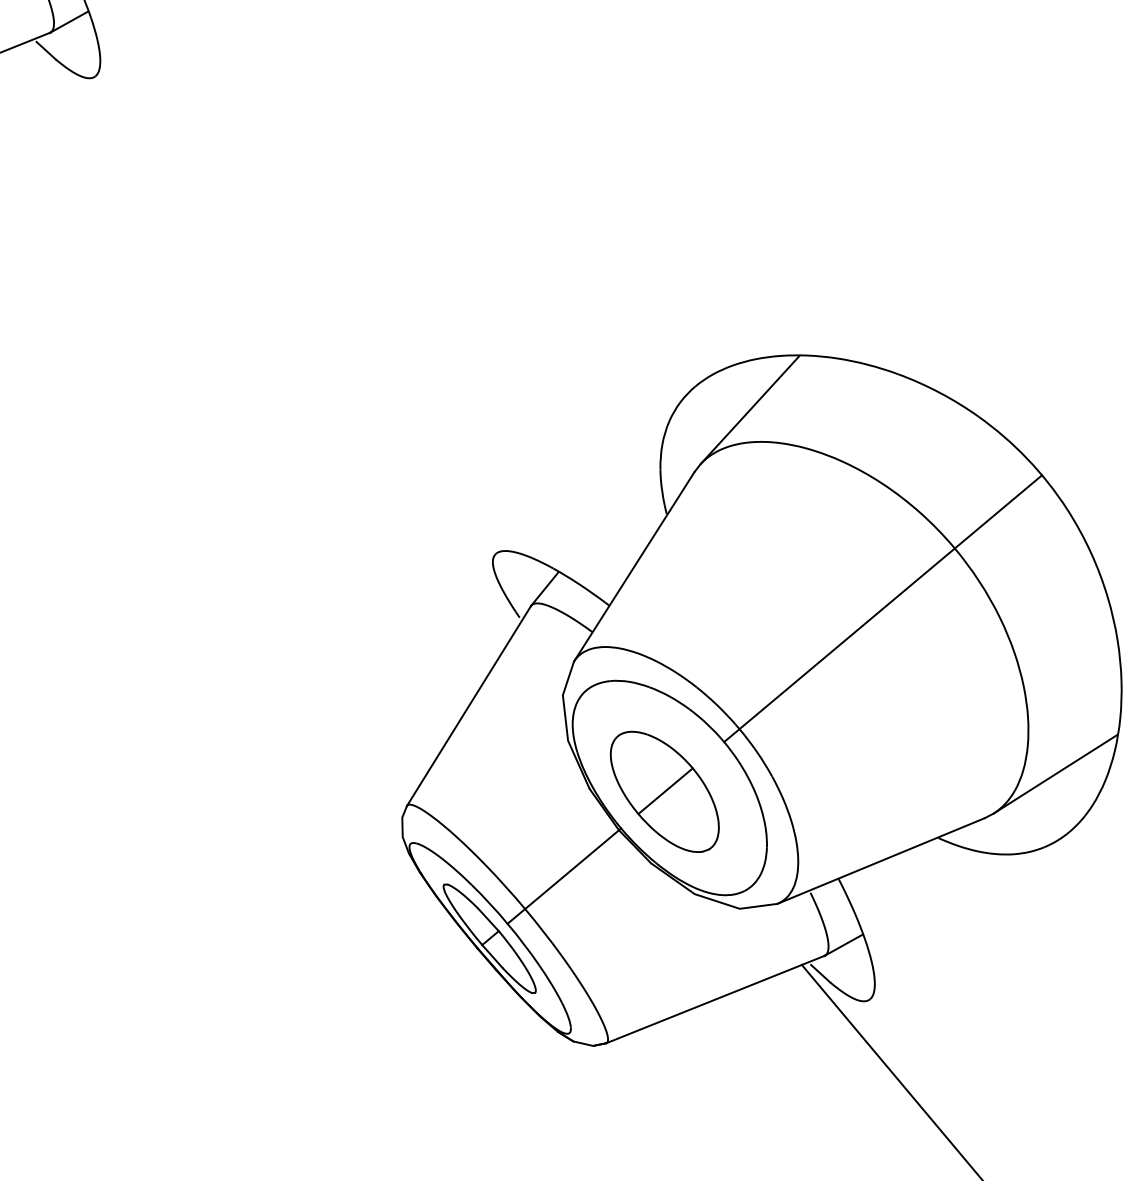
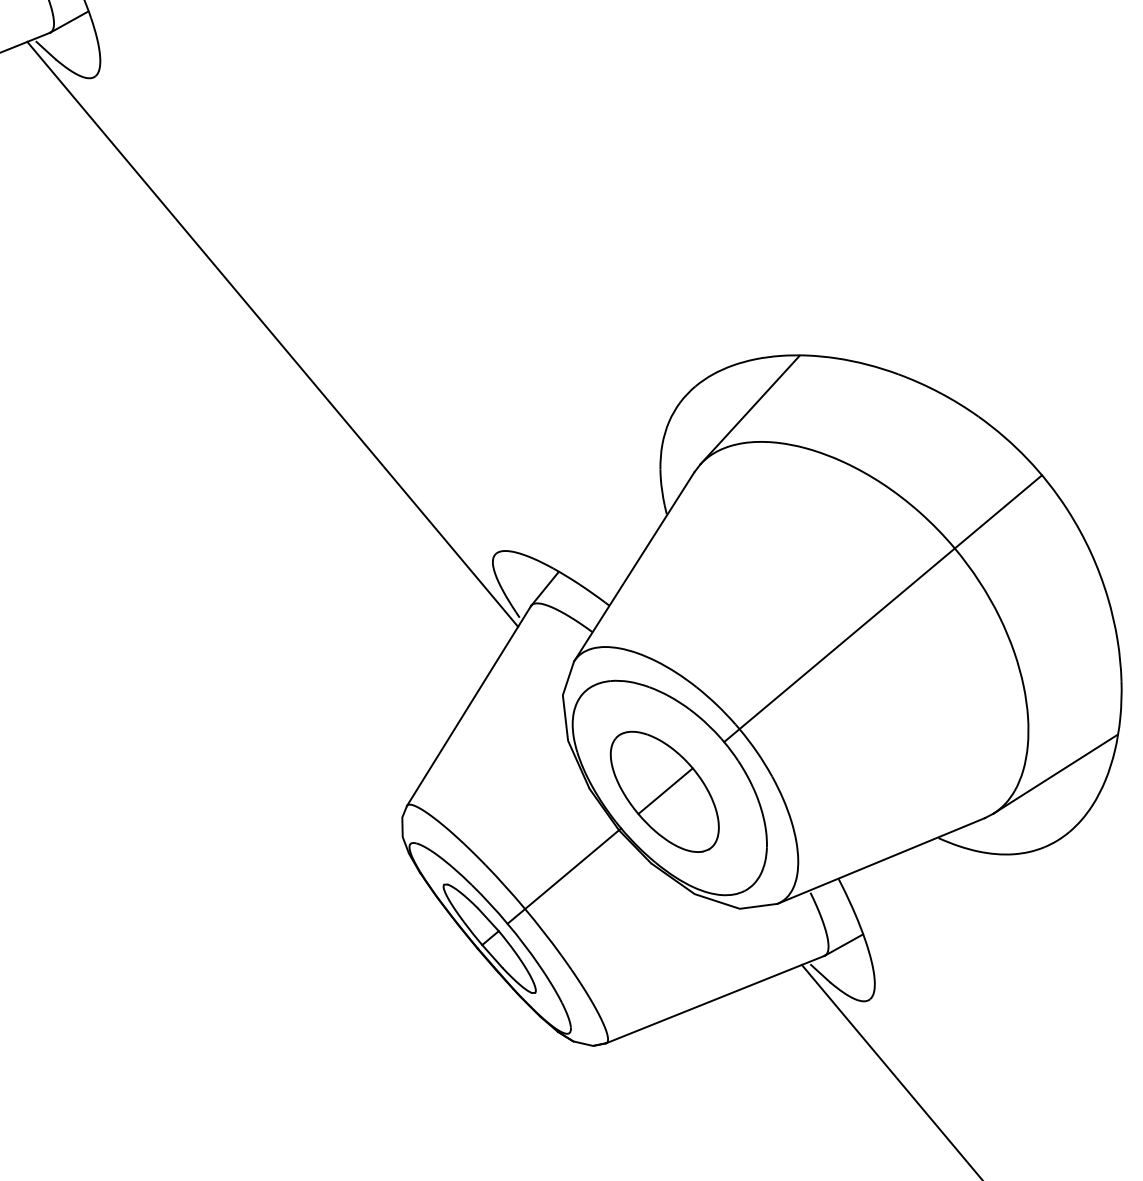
line: none -> present (272, 333)
